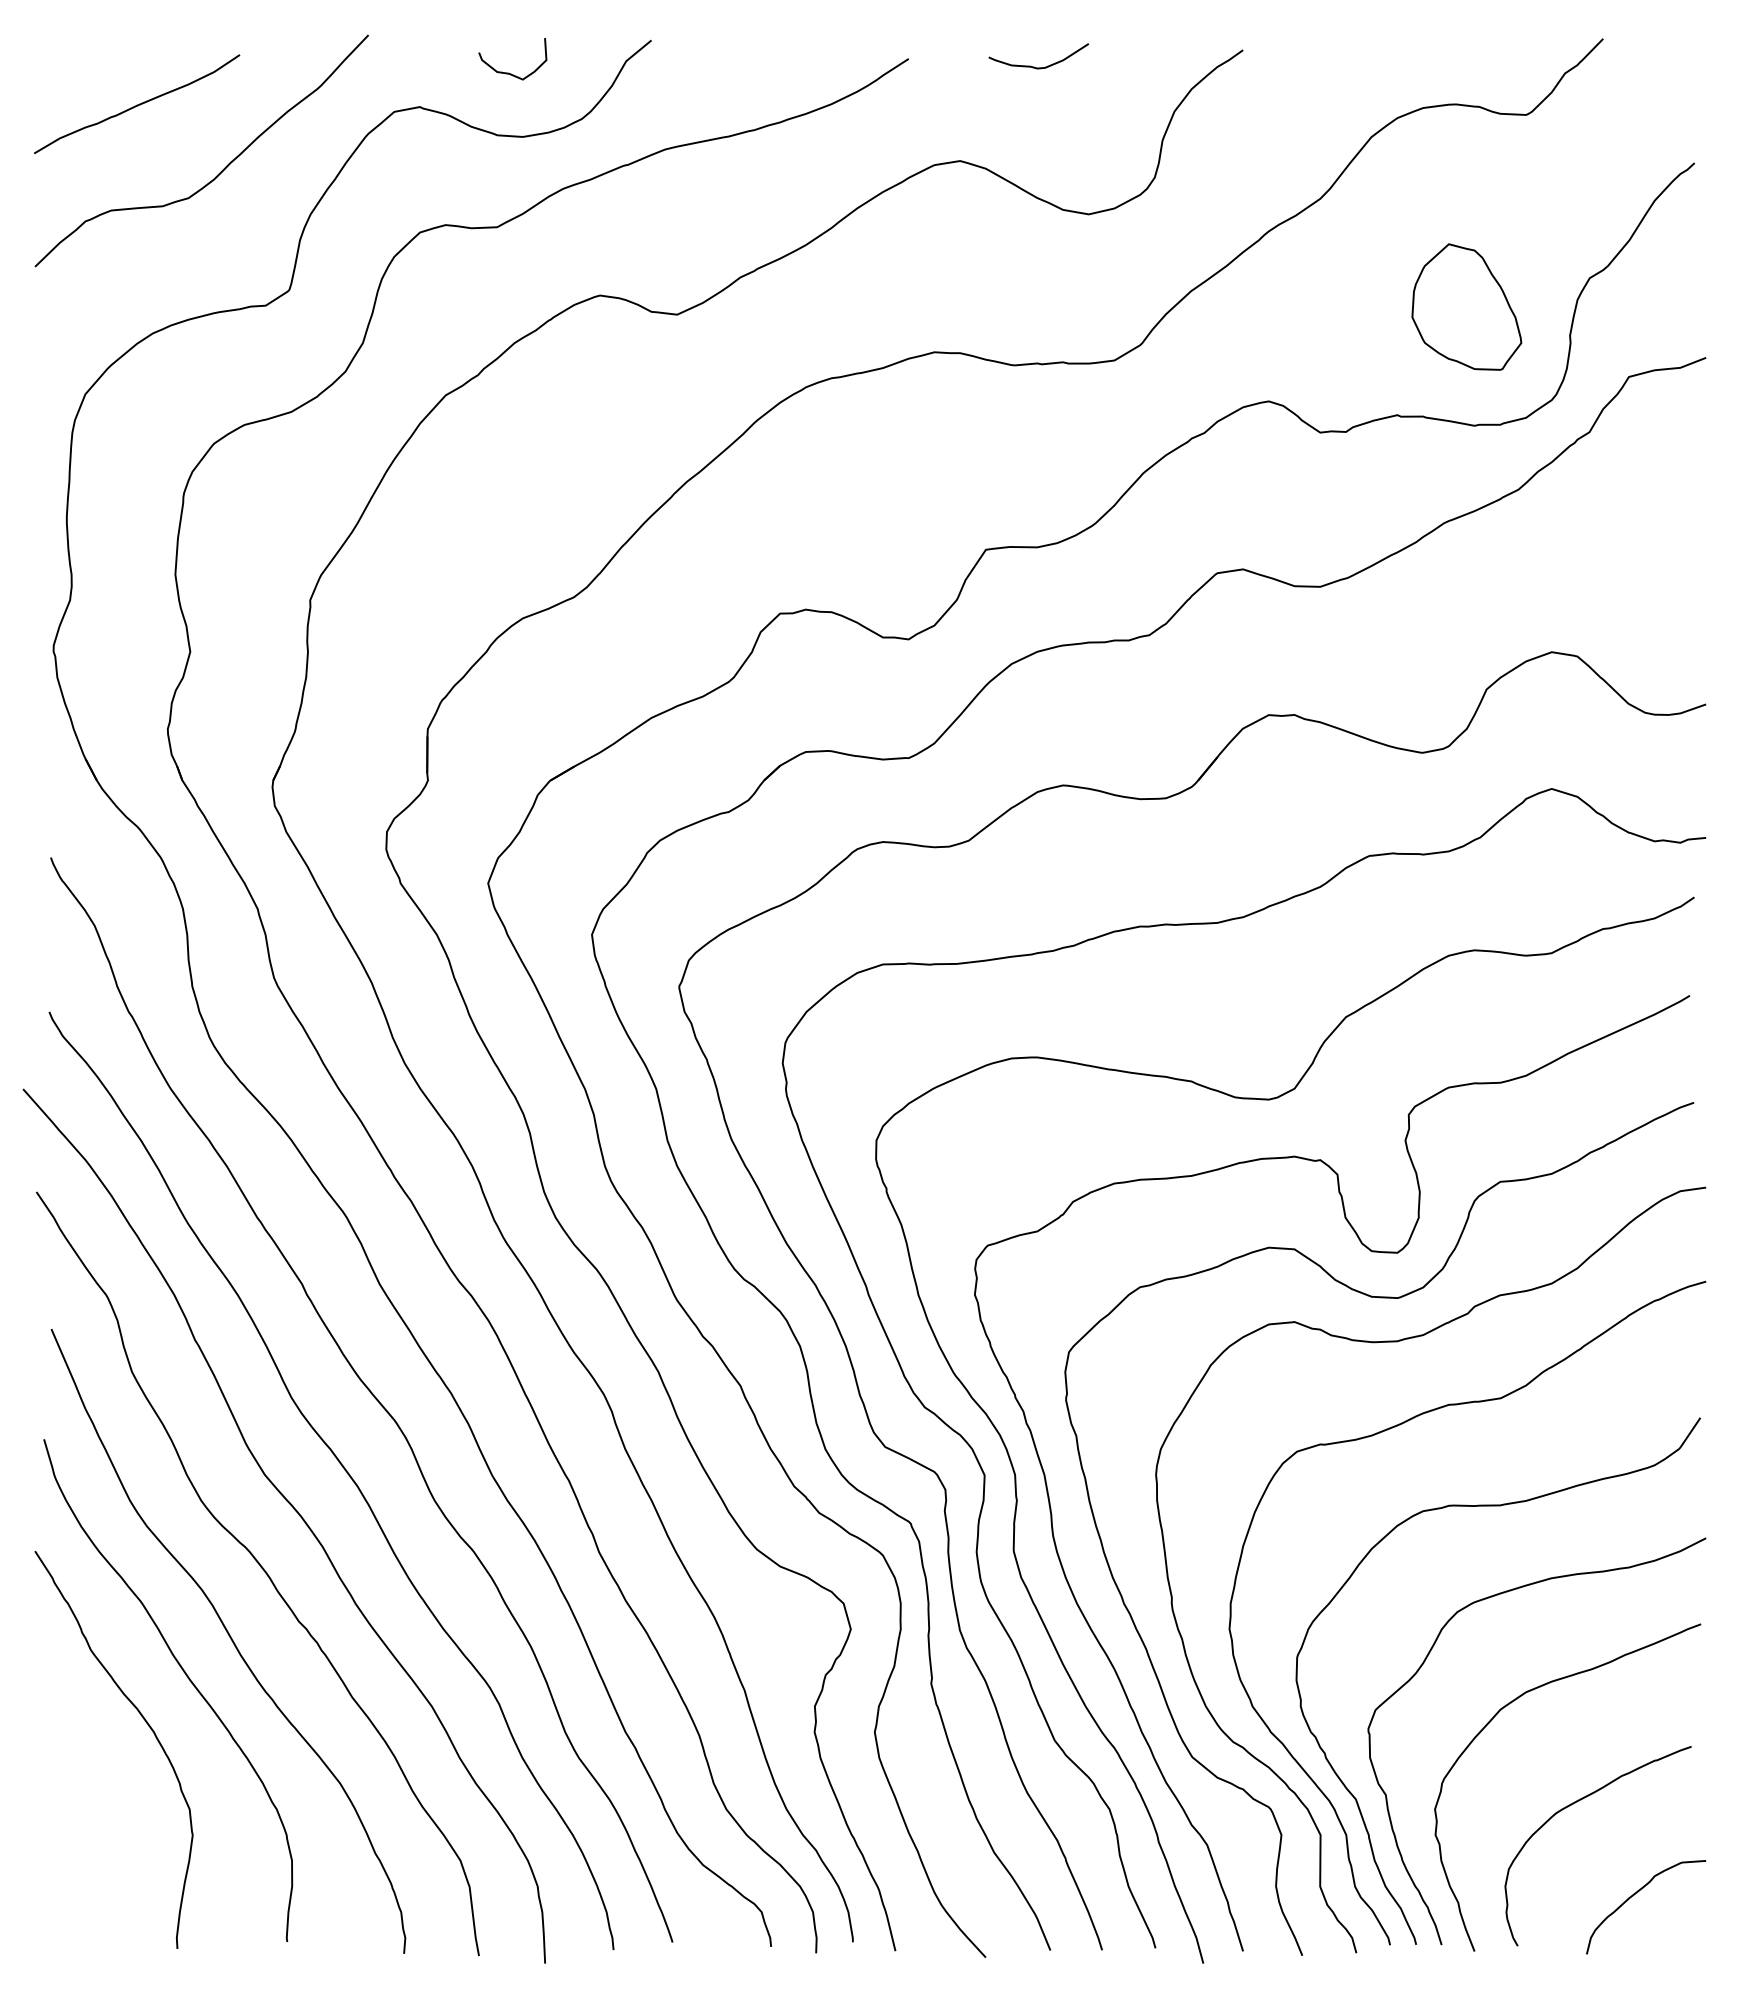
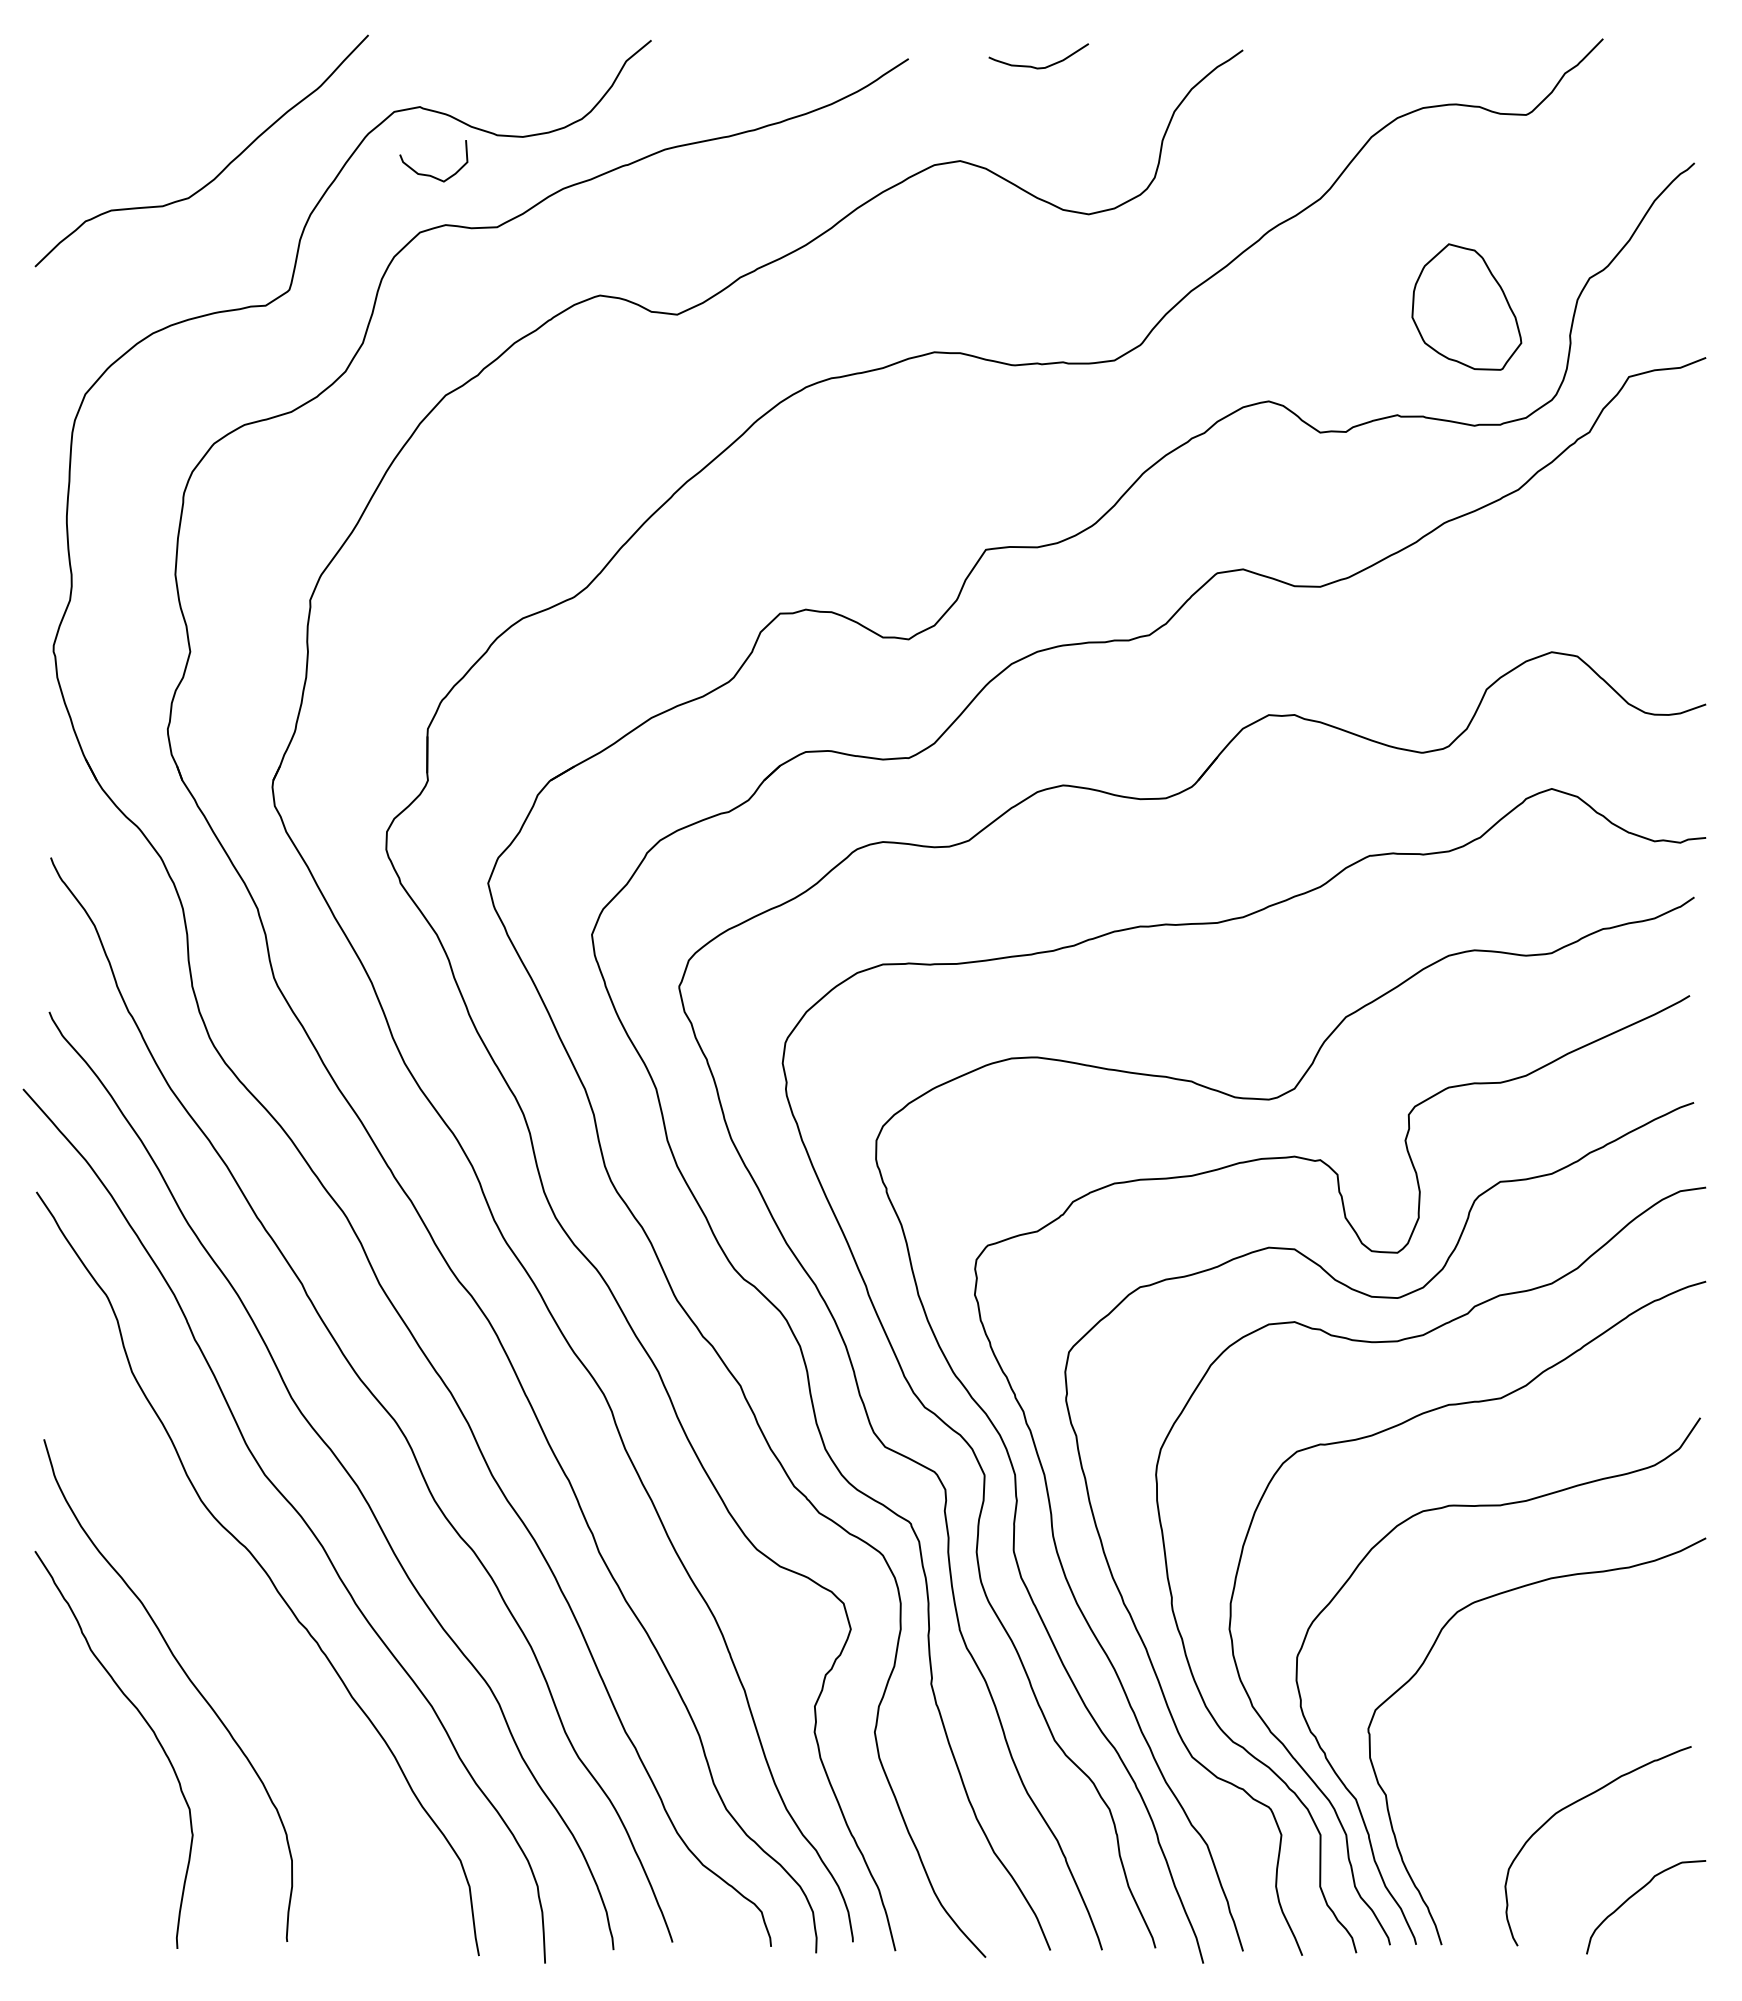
curve position: (508, 72) -> (429, 174) (429, 174)
curve: present -> none (137, 104)
curve: present -> none (230, 1639)
curve: present -> none (1492, 1720)
